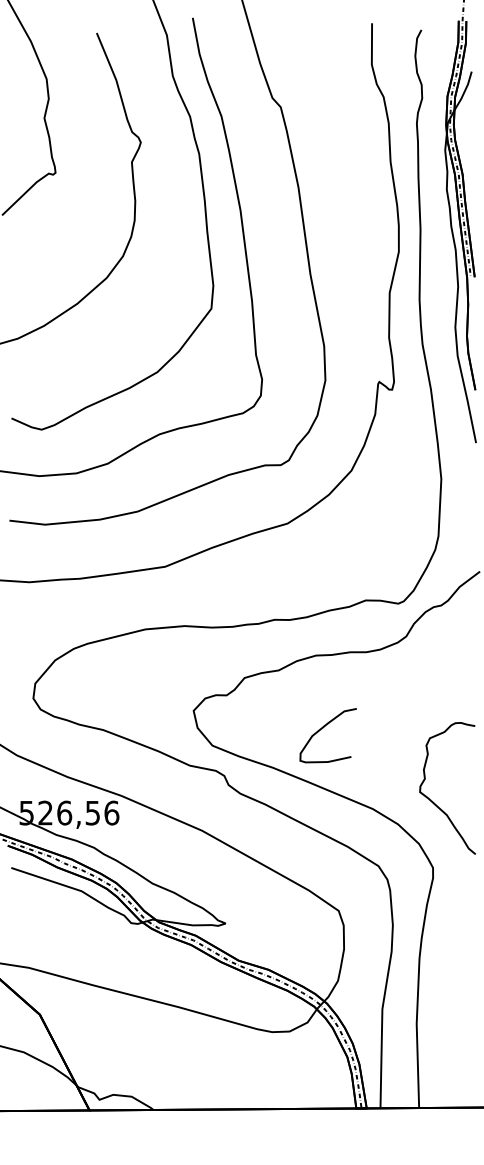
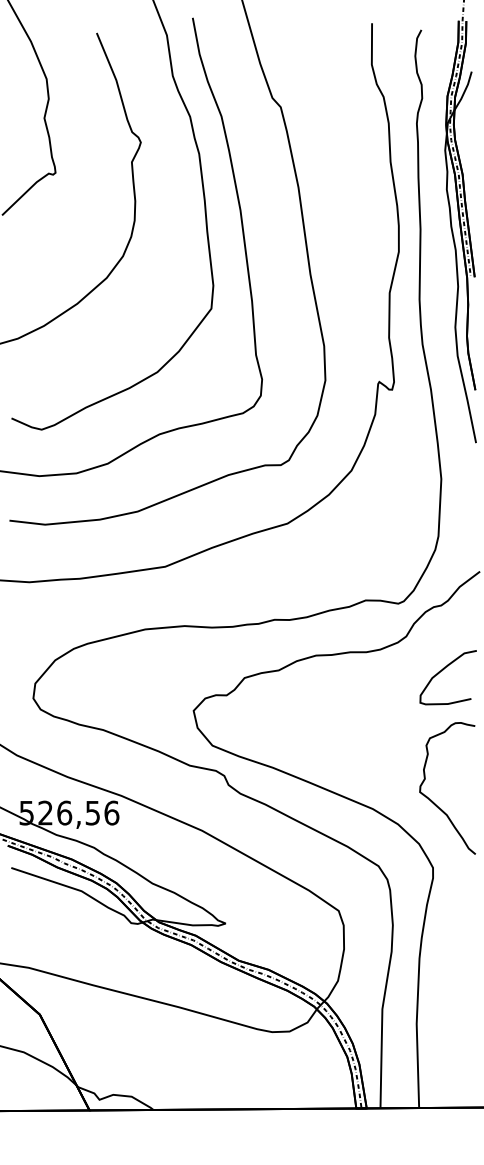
curve position: (322, 729) -> (442, 671) (442, 671)
